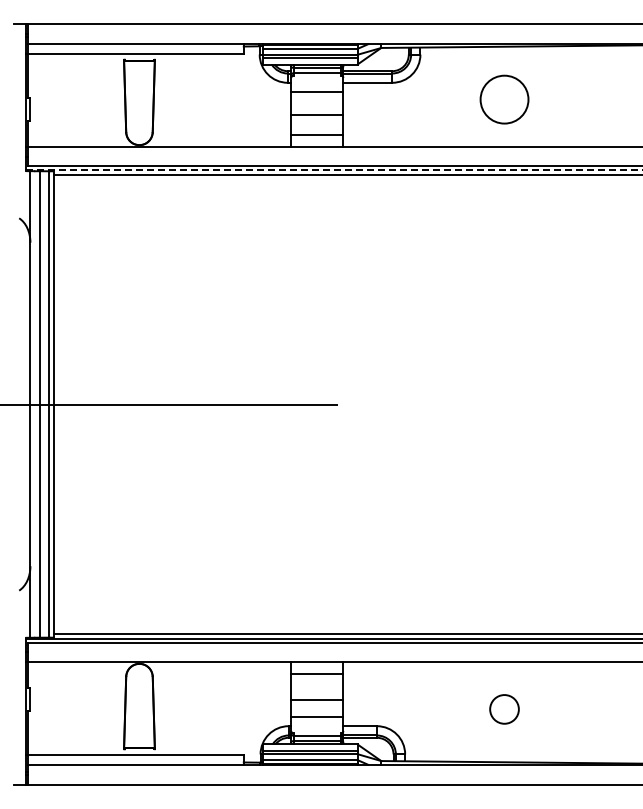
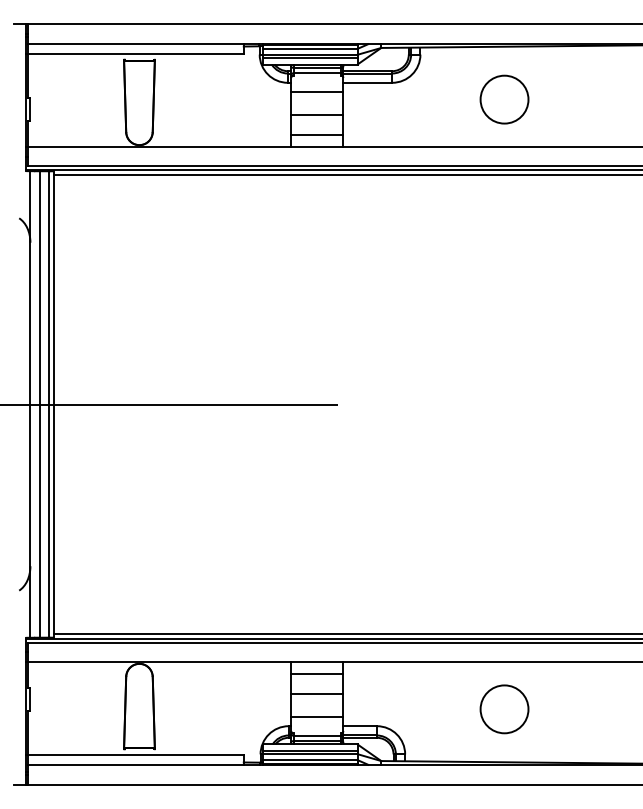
line: dashed -> solid (334, 170)
line position: (317, 700) -> (317, 694) (317, 694)
circle size: 31x31 px -> 51x51 px (504, 709)
